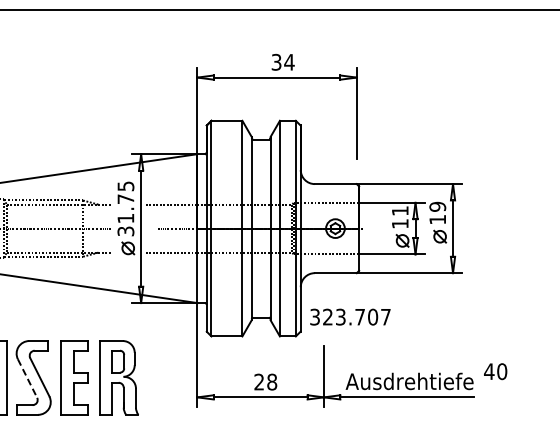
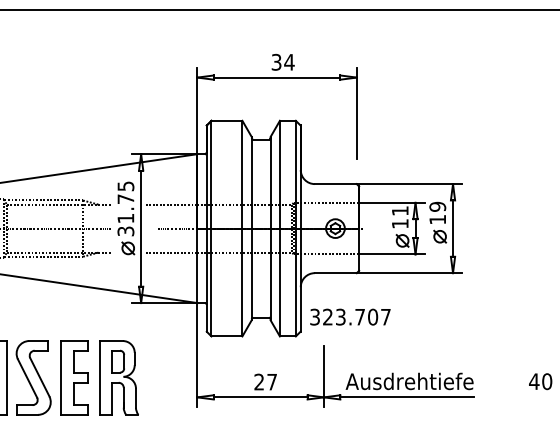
text position: (495, 371) -> (540, 381) (540, 381)
line: dashed -> solid (27, 378)
text: 28 -> 27 (272, 381)
